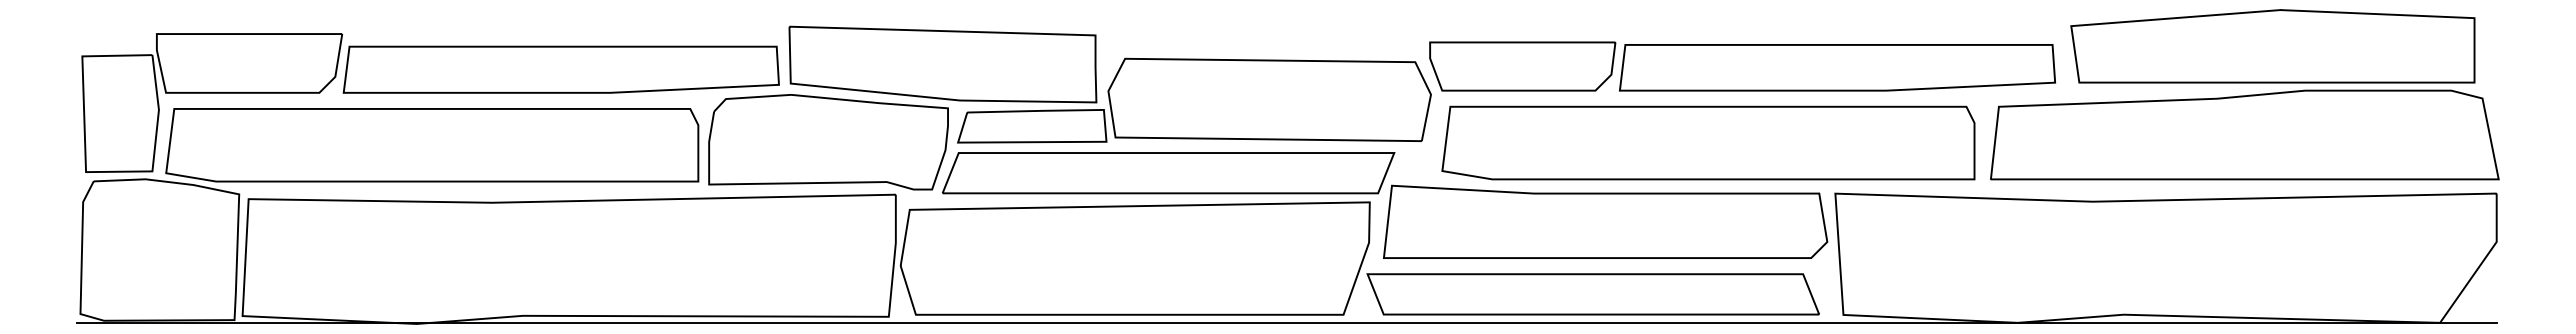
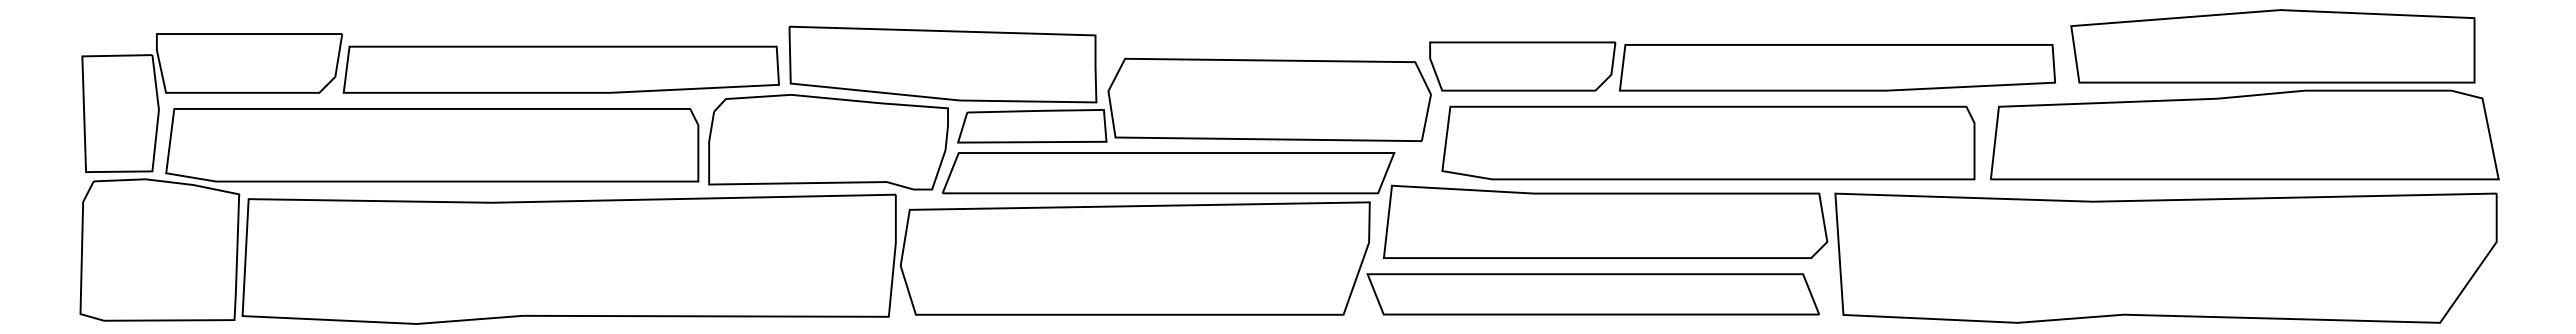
line: present -> none (1286, 322)
